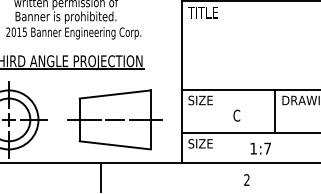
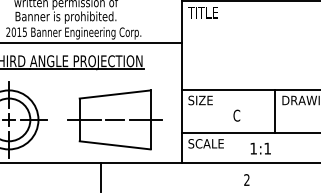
line: none -> present (91, 43)
text: SIZE -> SCALE (209, 143)
text: 1:7 -> 1:1 (267, 148)
